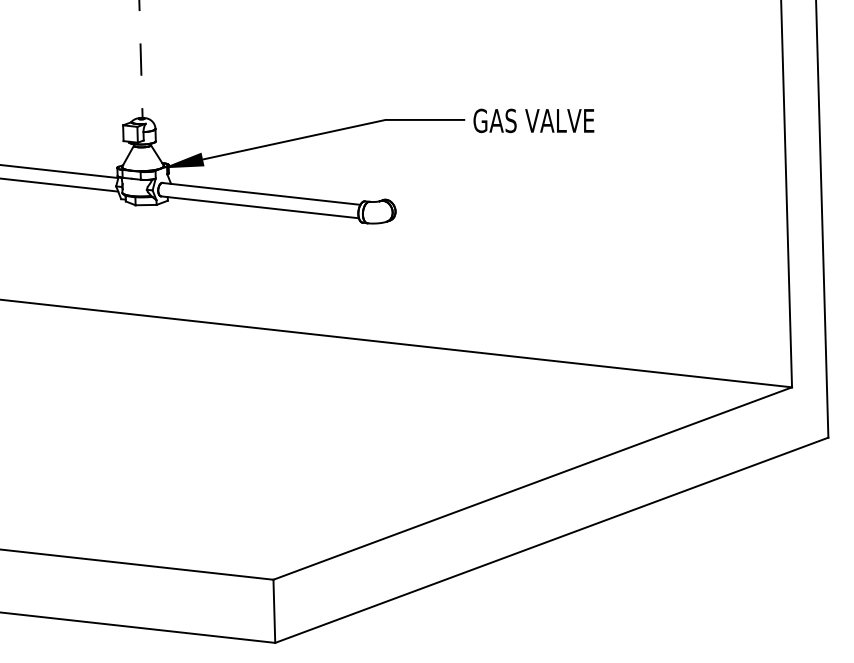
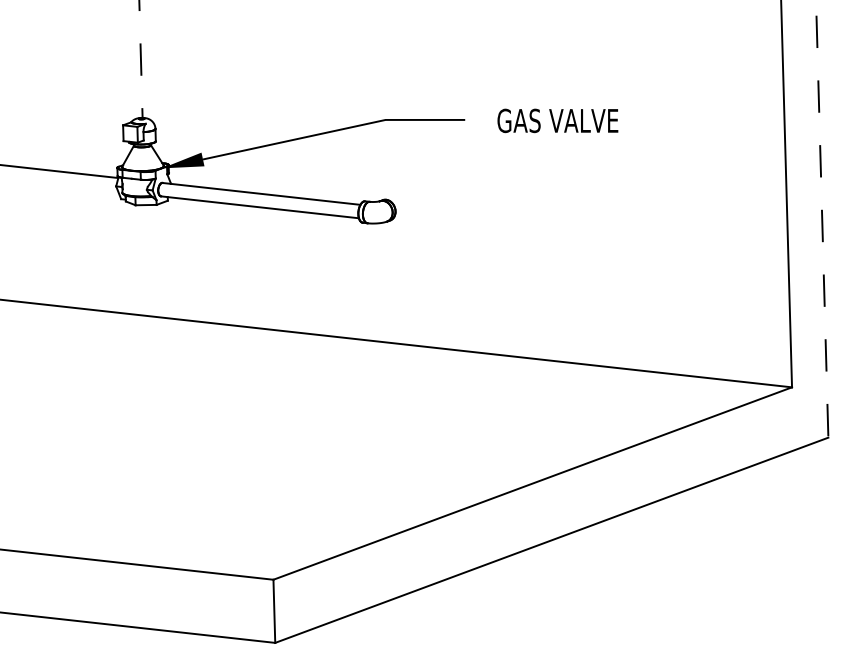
text position: (533, 120) -> (557, 120) (557, 120)
line: present -> none (60, 184)
line: solid -> dashed (822, 219)
